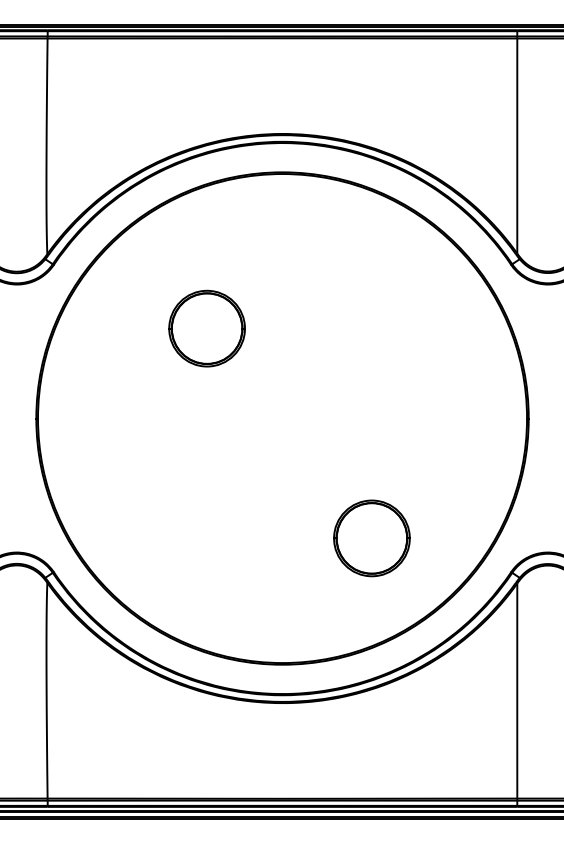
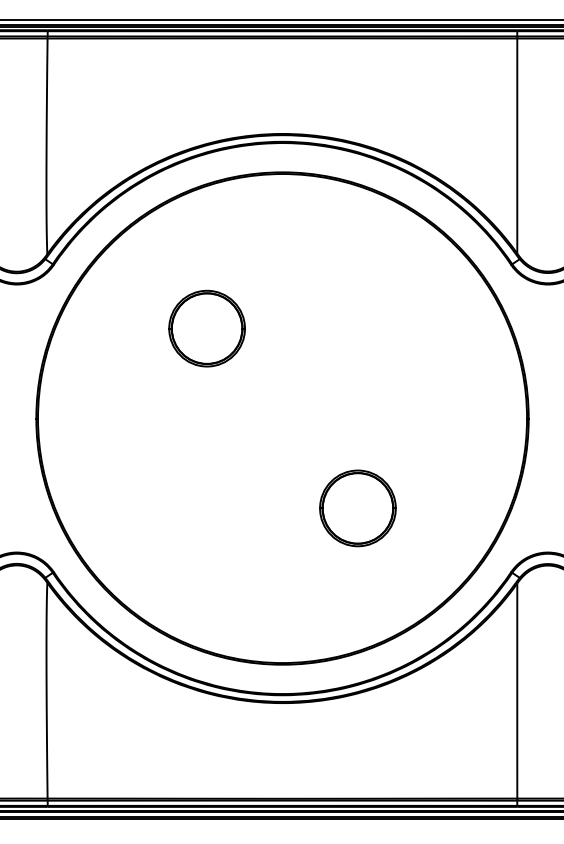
line: none -> present (281, 19)
part position: (371, 538) -> (357, 508) (357, 508)
